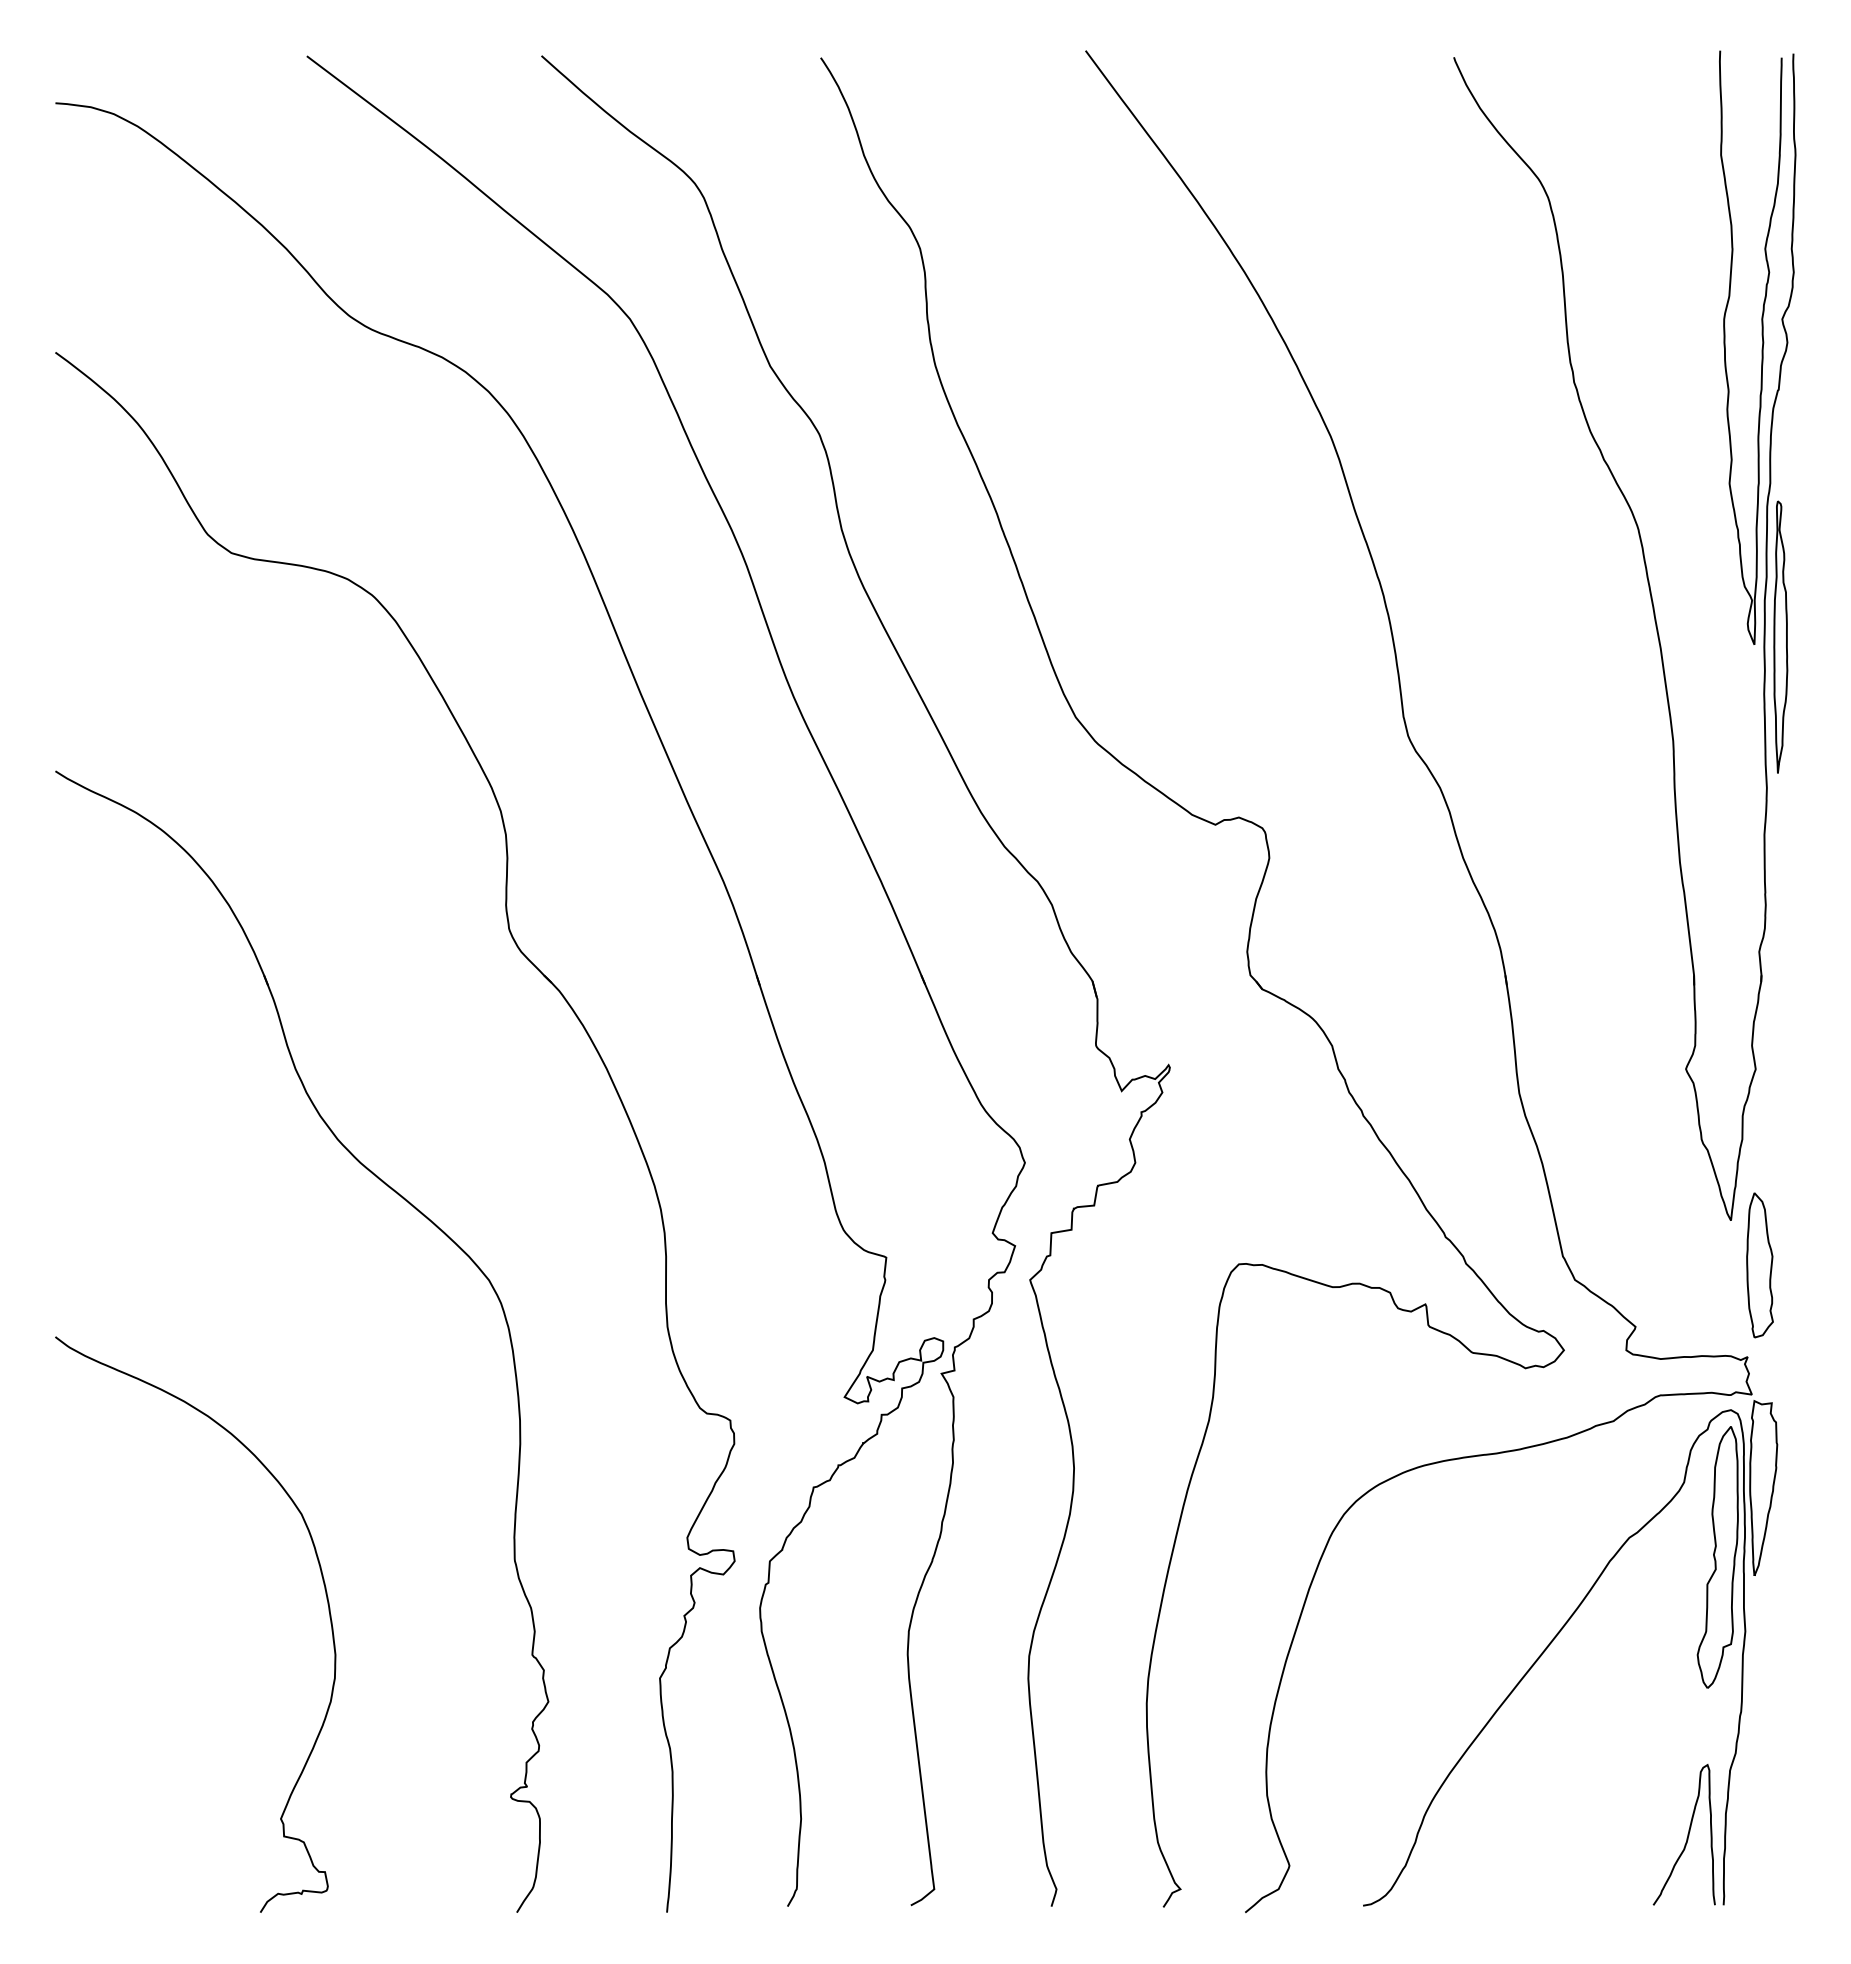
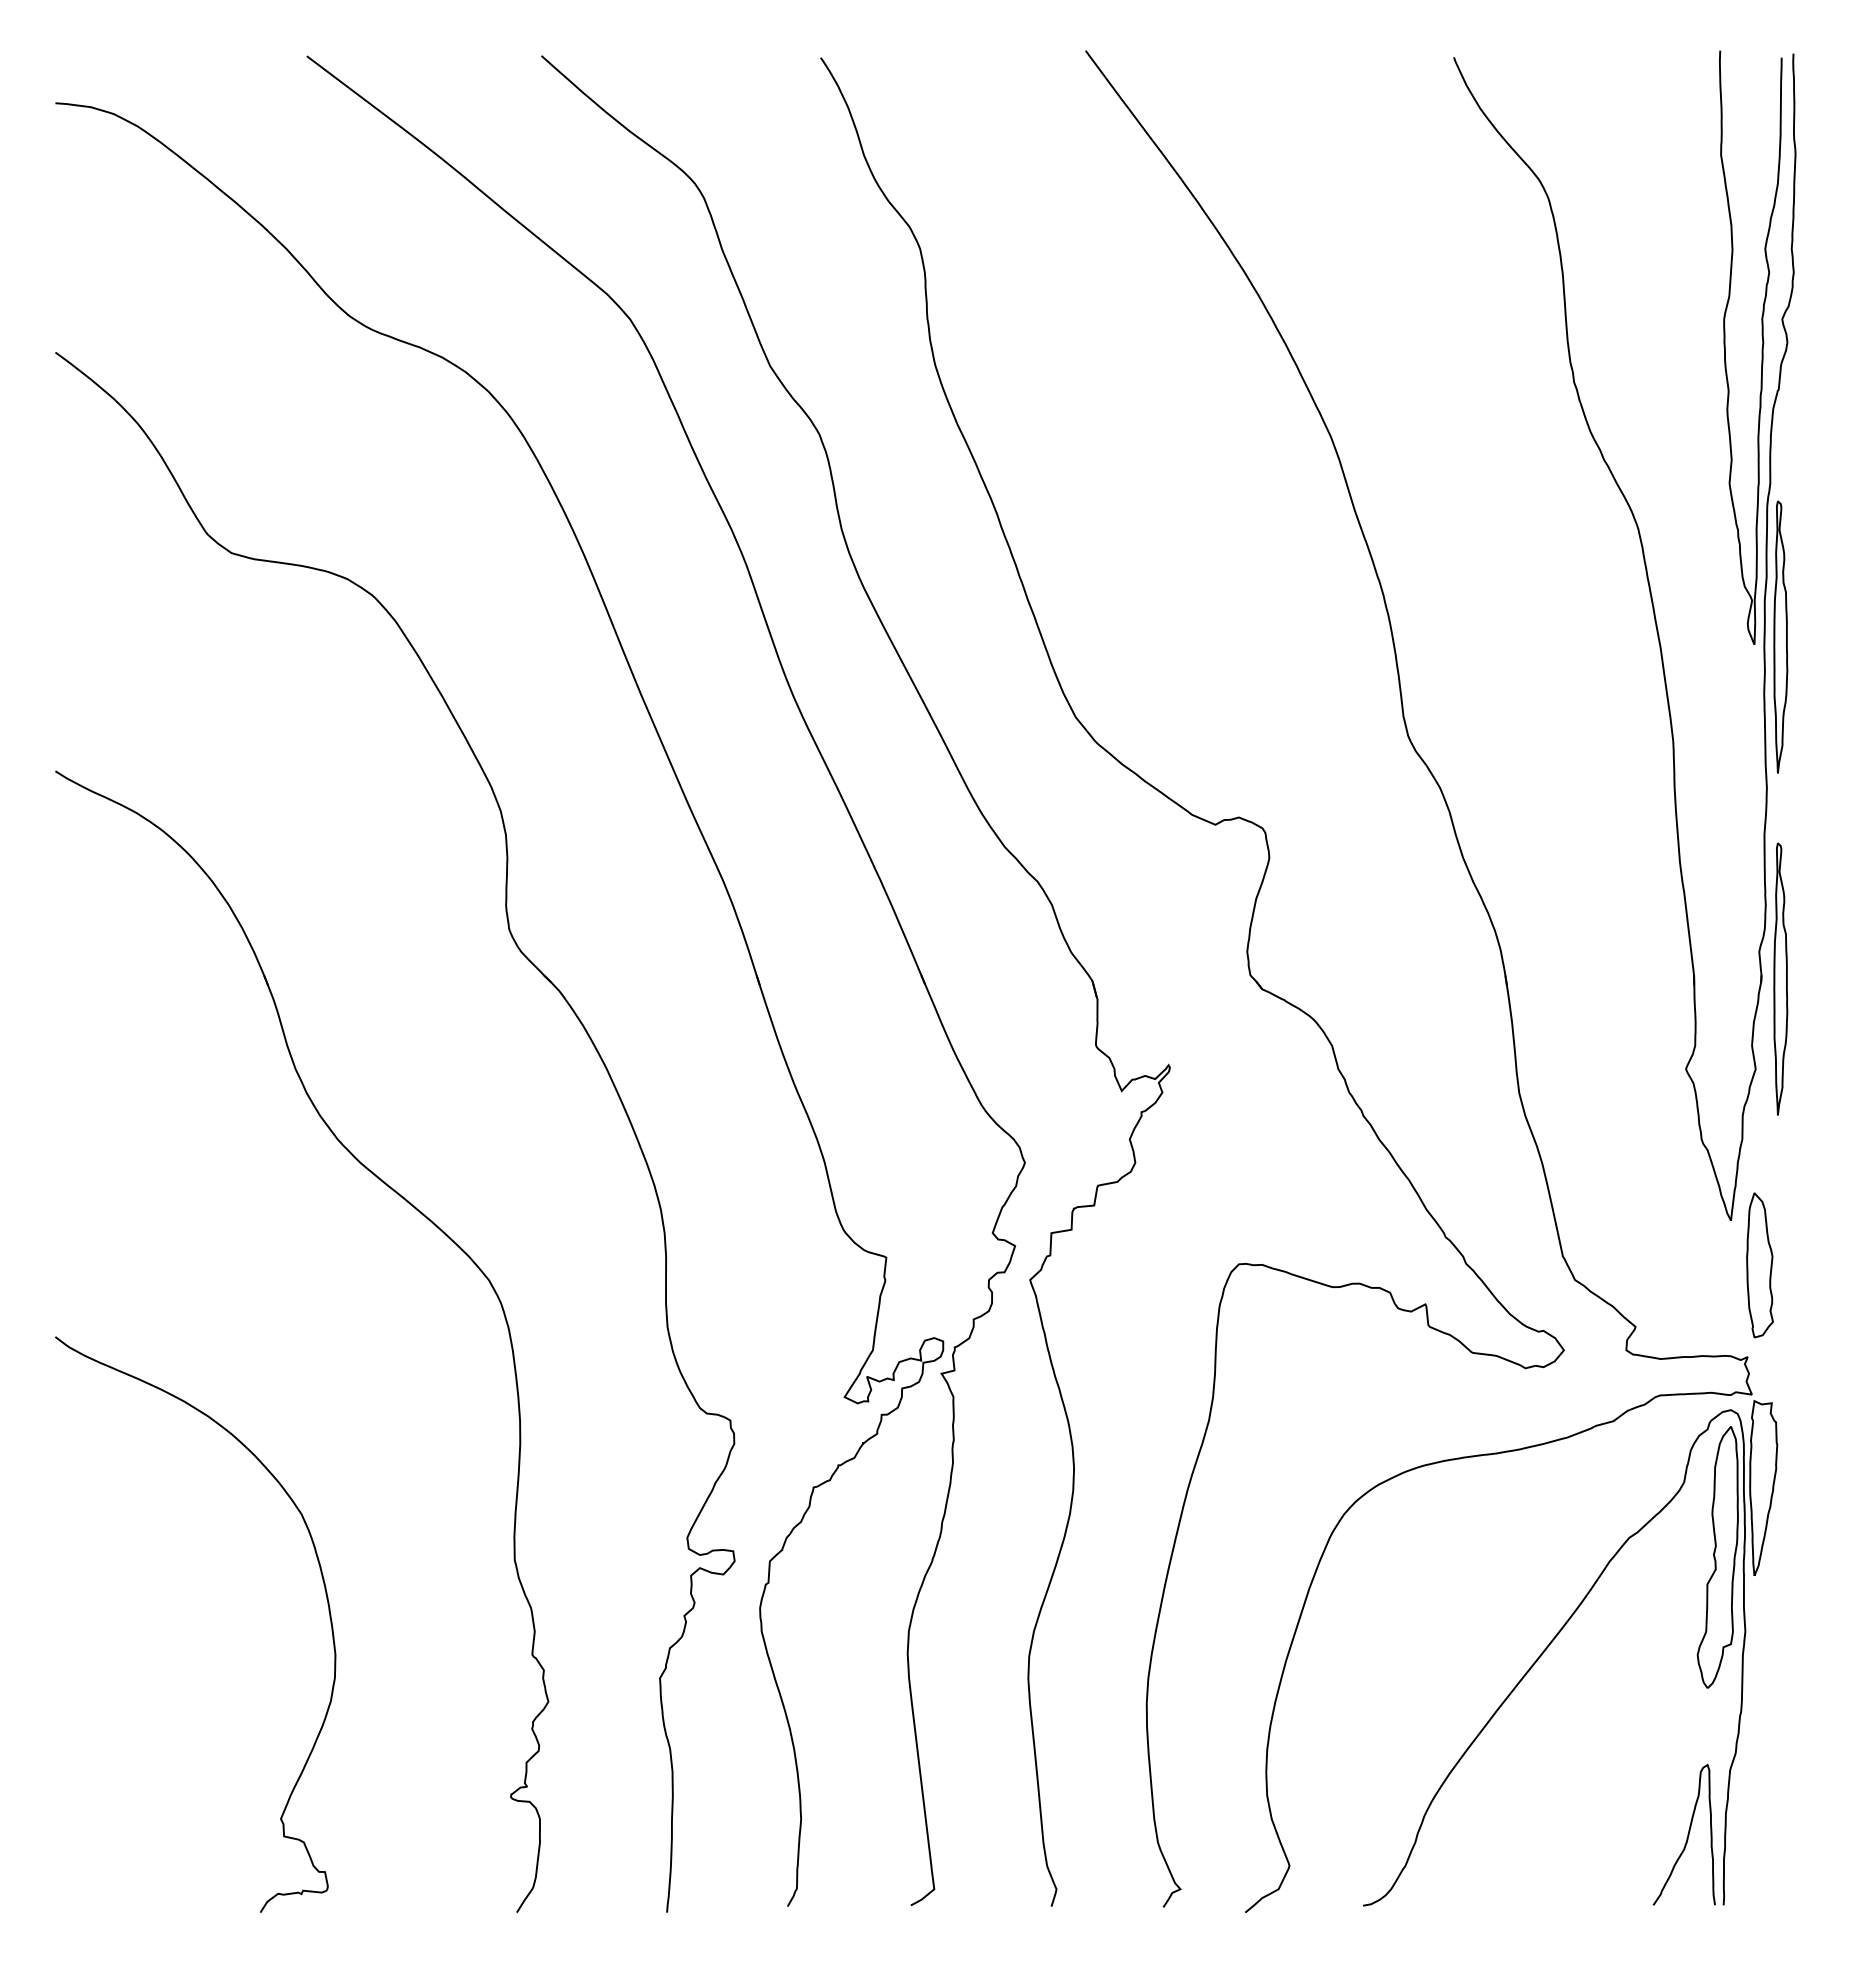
part: none -> present (1780, 978)
